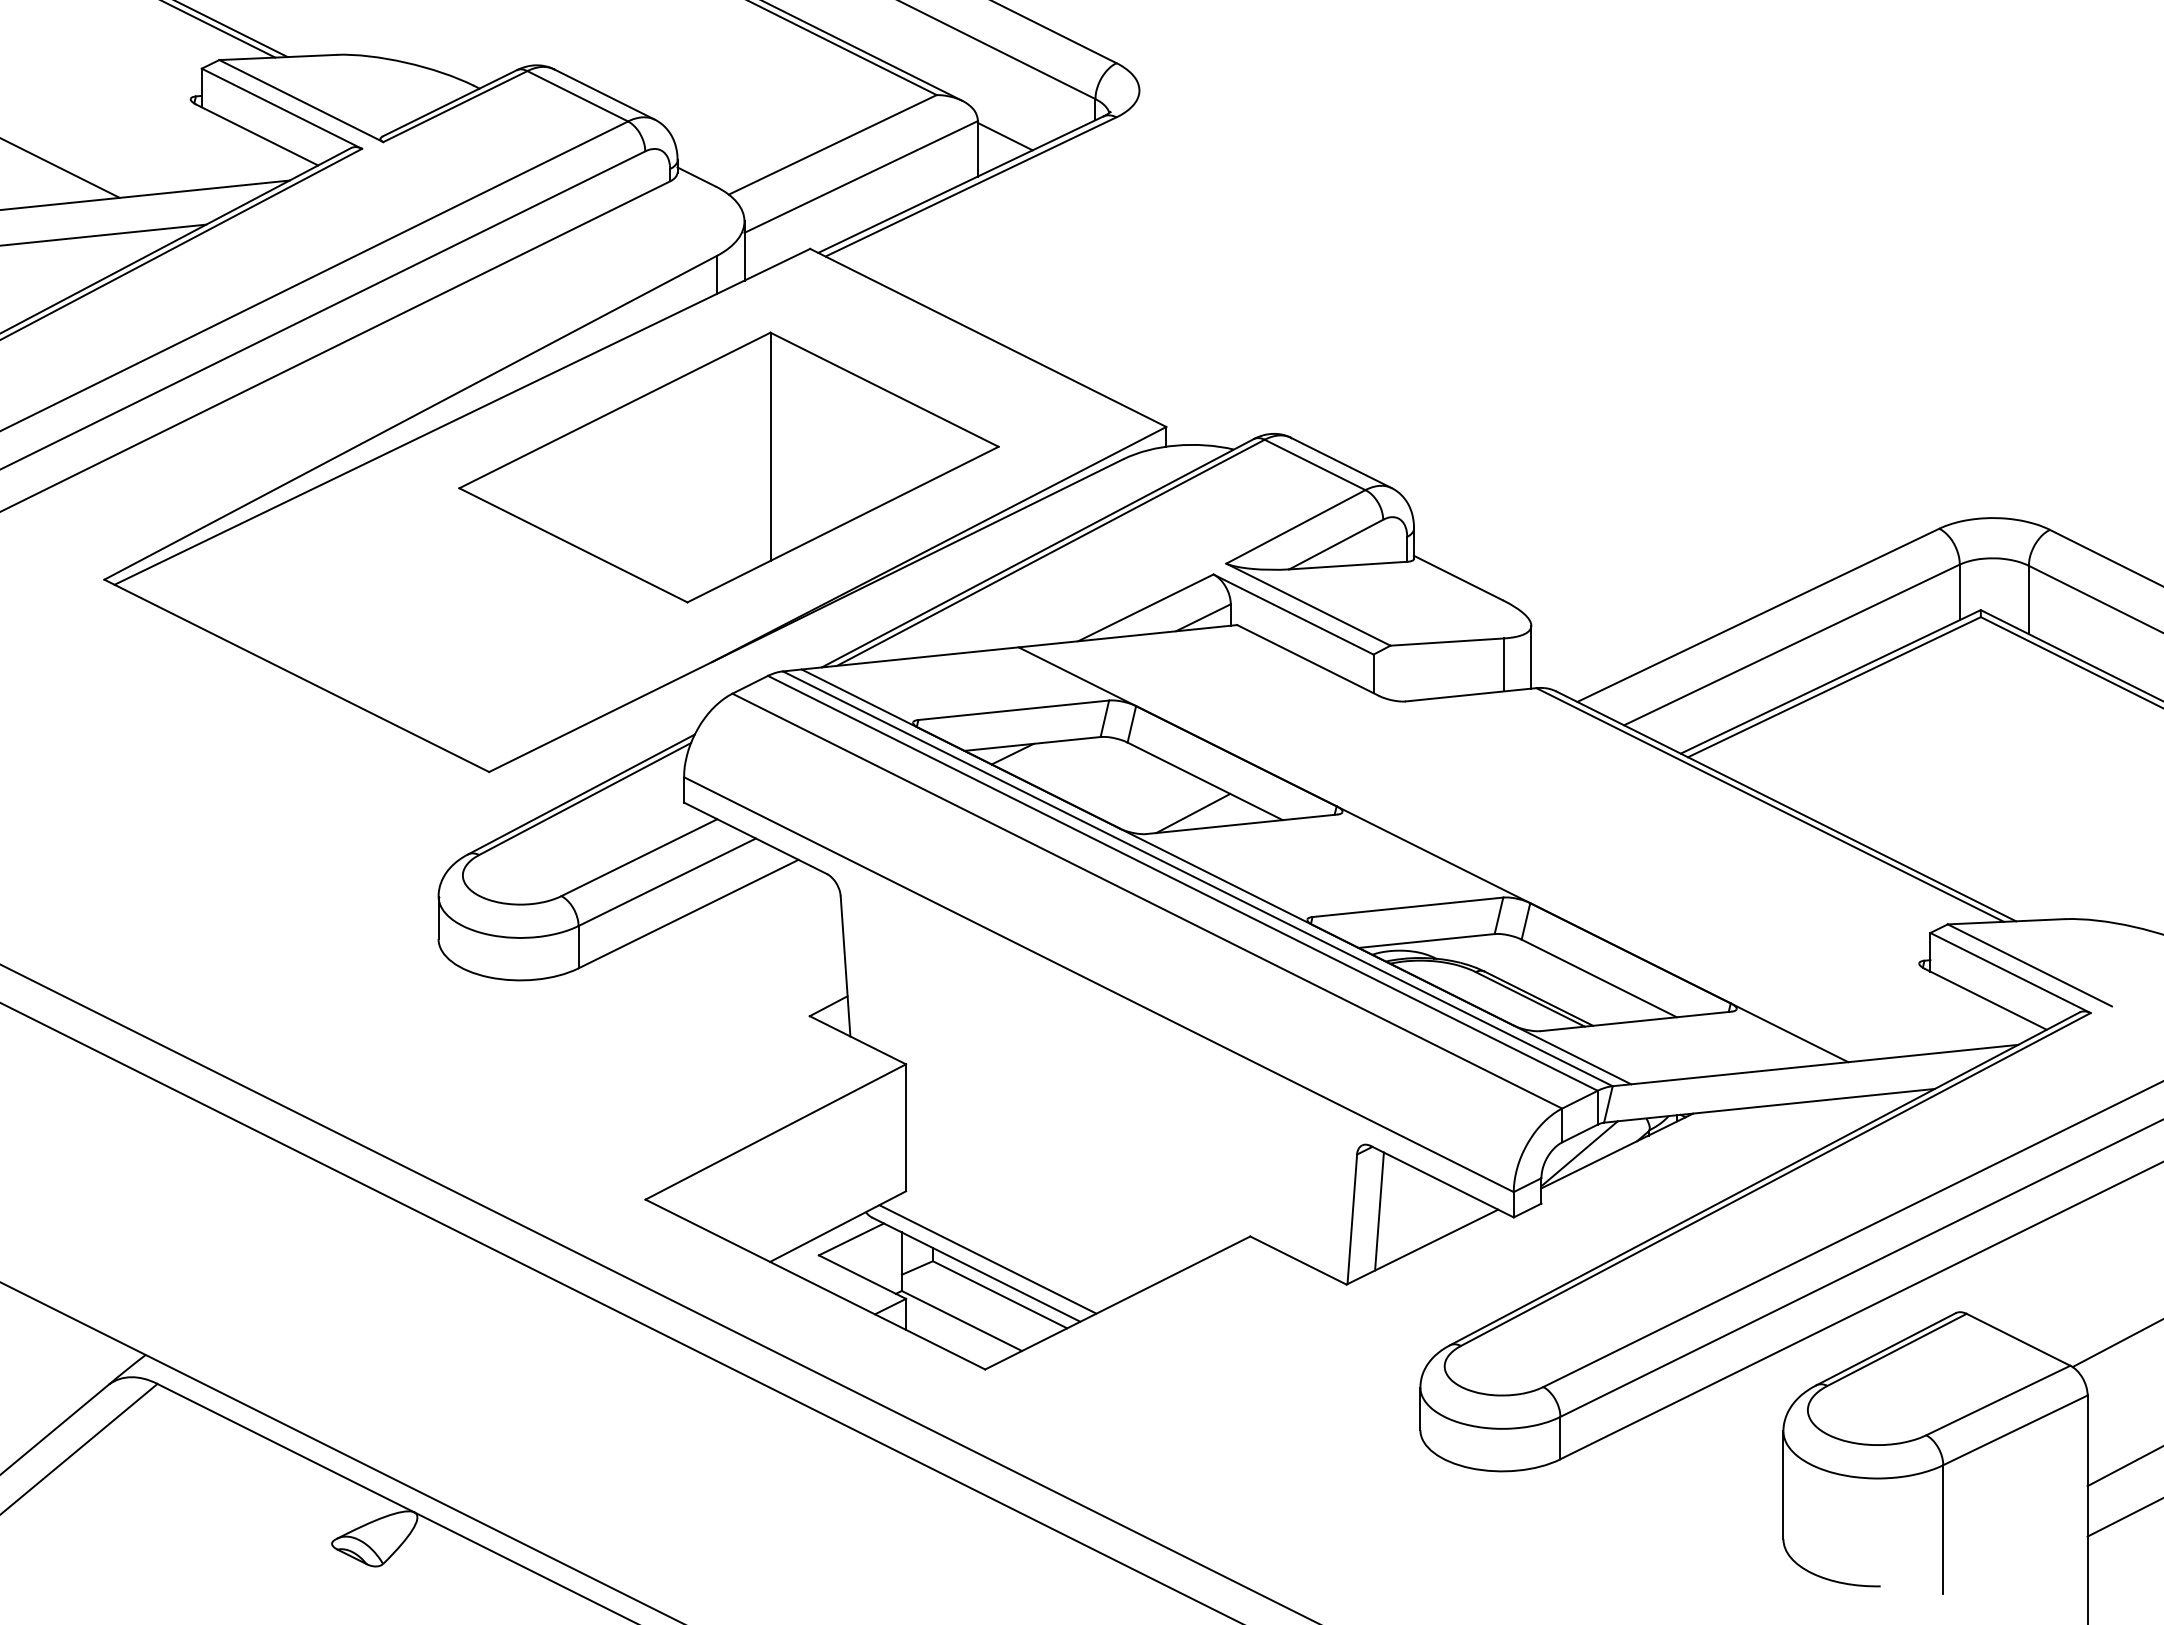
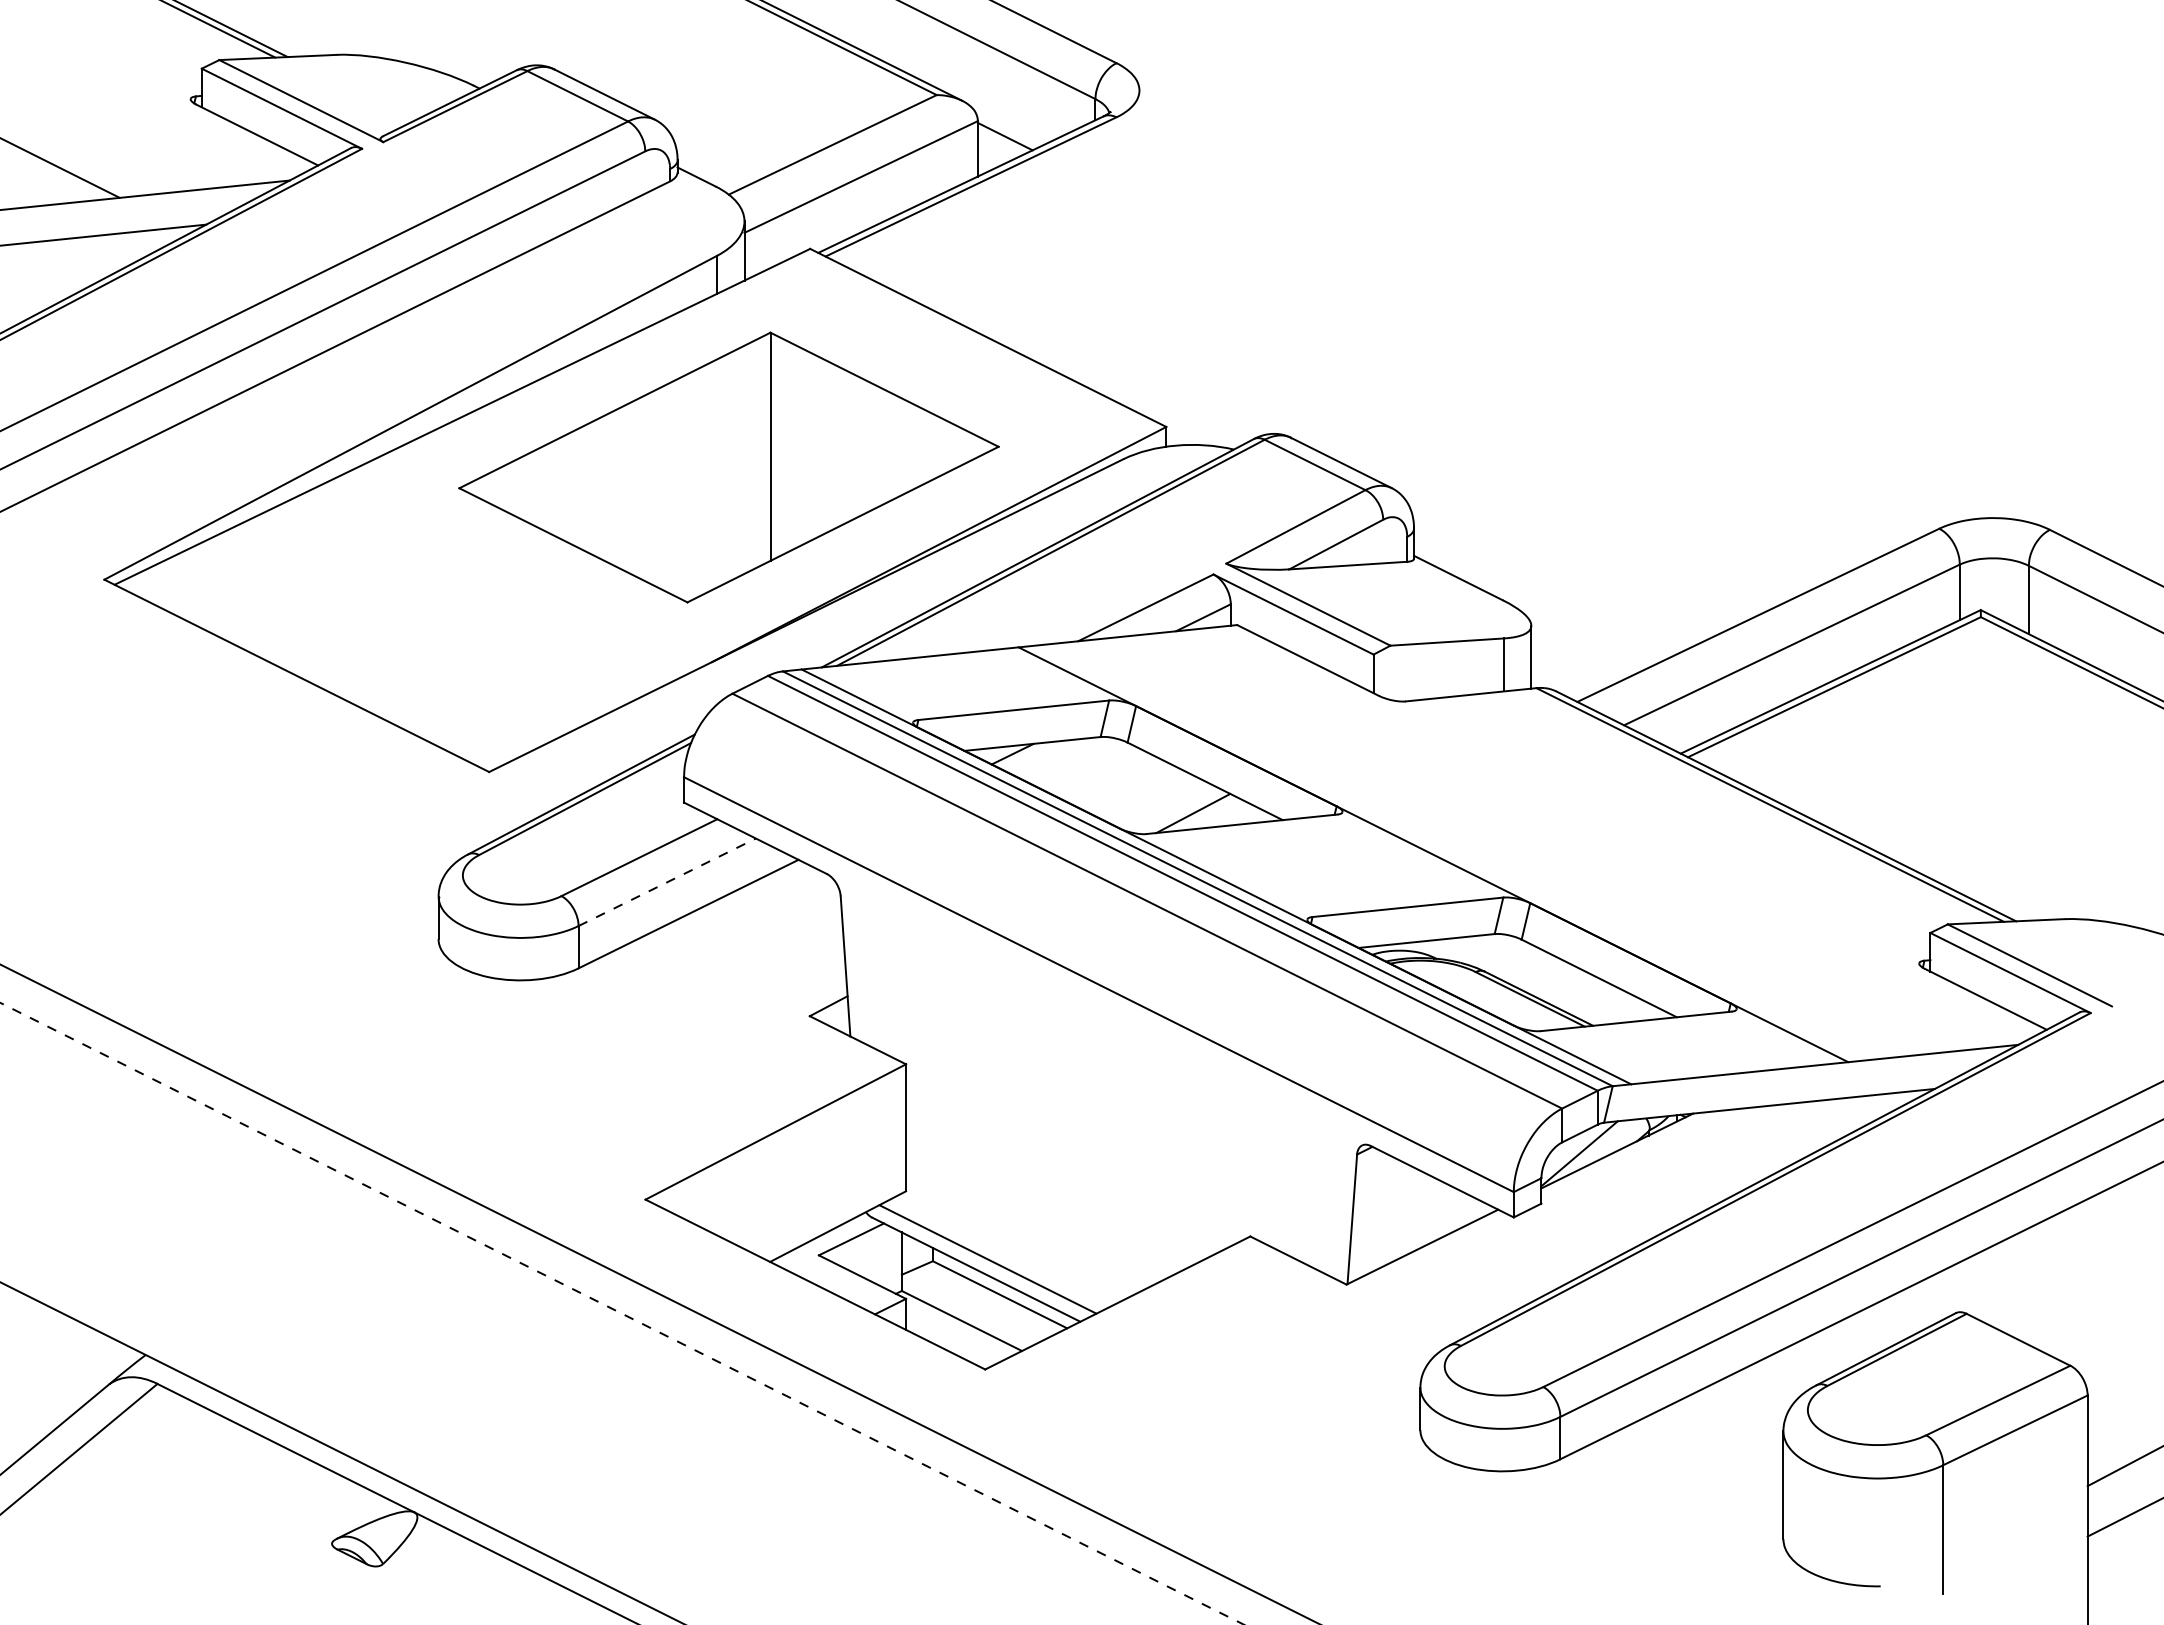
line: solid -> dashed (667, 882)
line: present -> none (1379, 1211)
line: solid -> dashed (621, 1313)
line: present -> none (2116, 1343)
